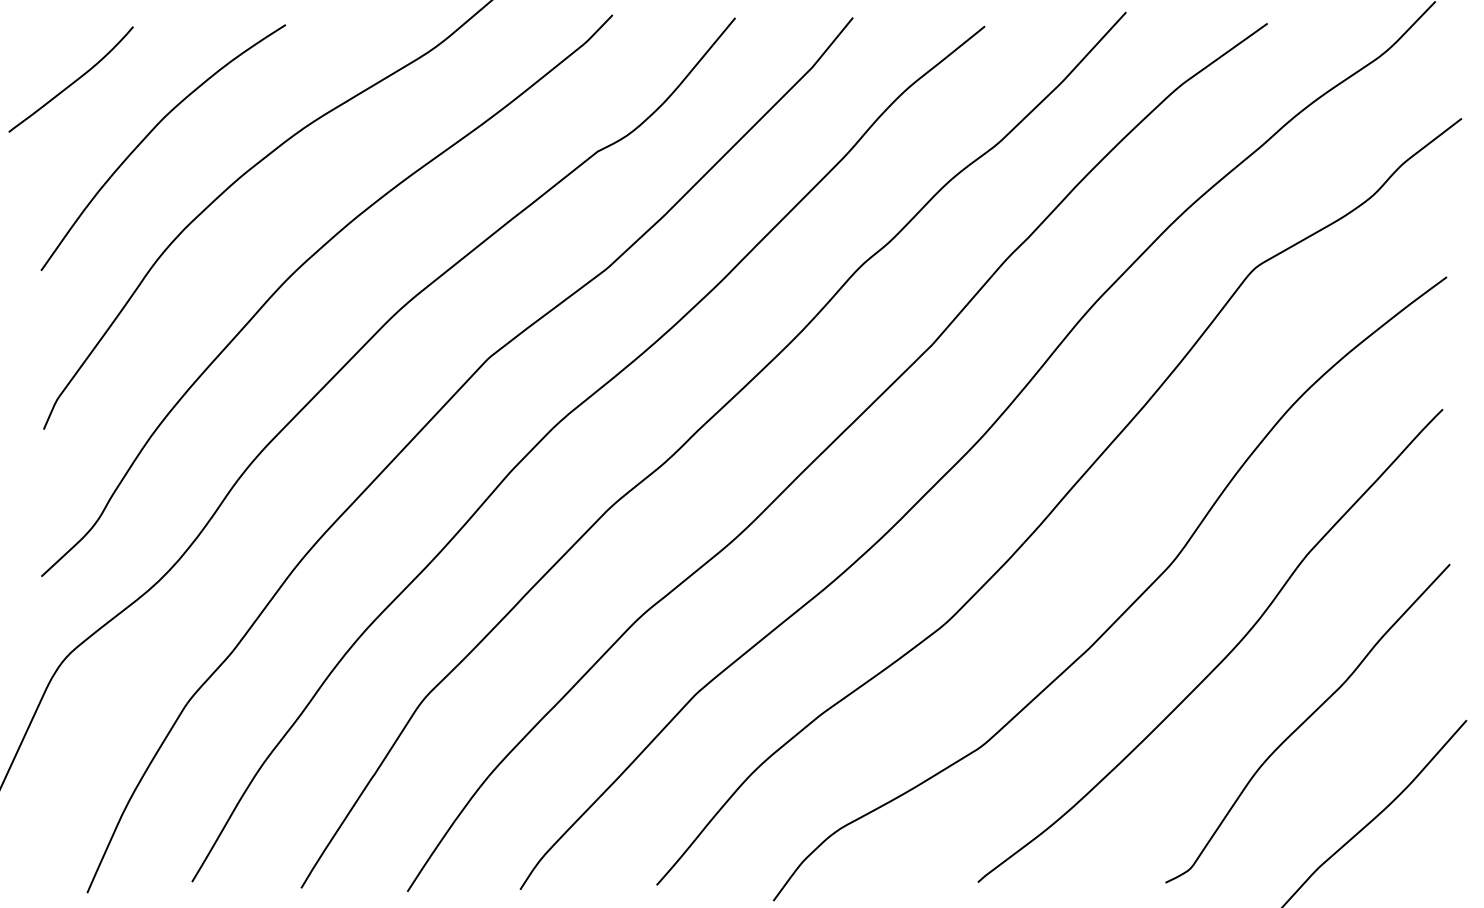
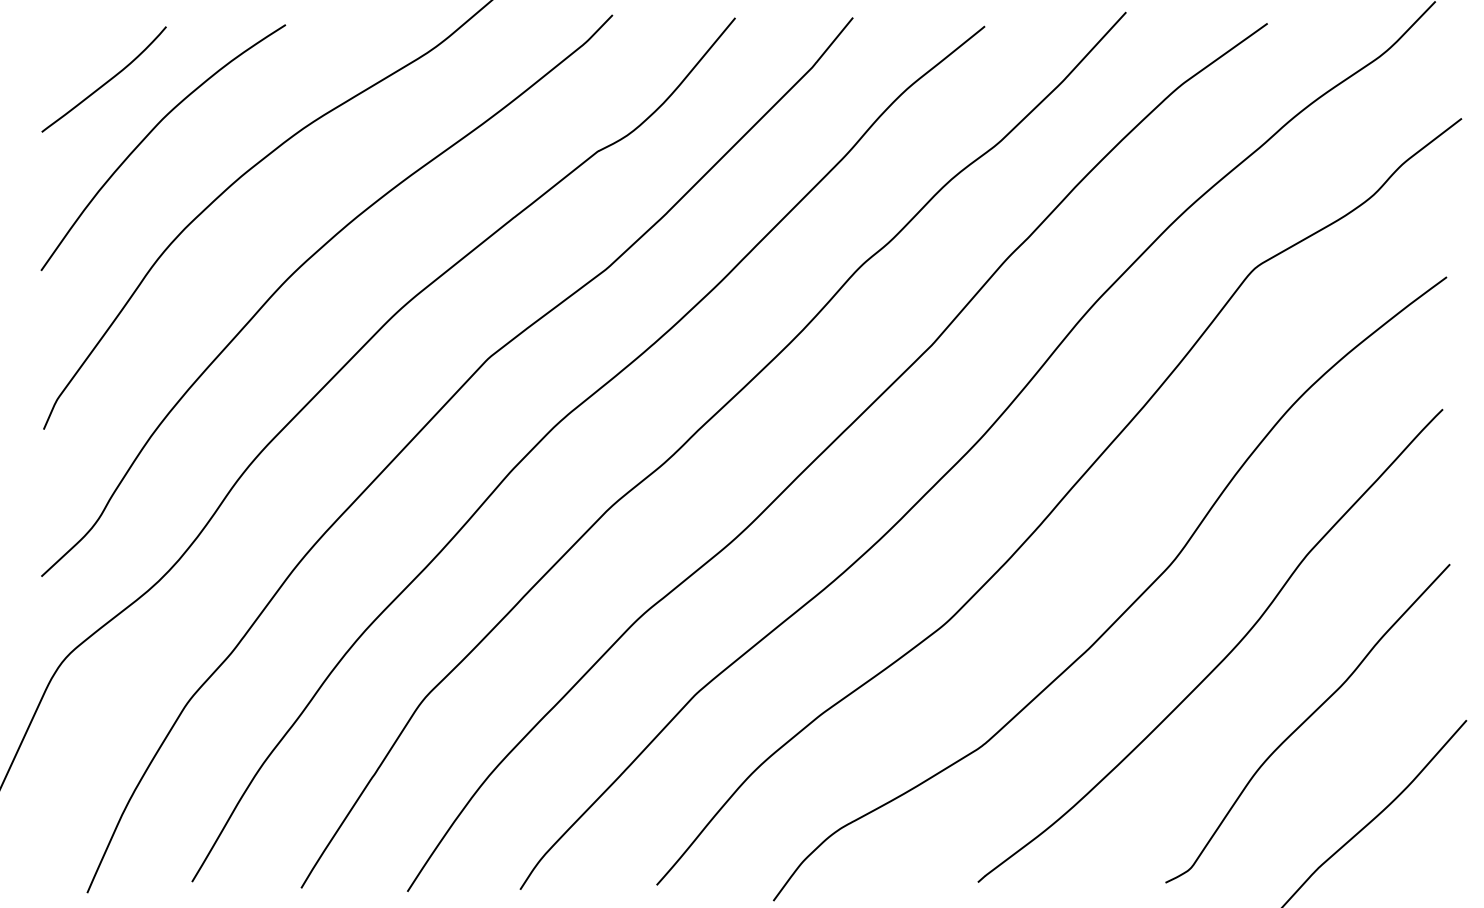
curve position: (73, 81) -> (106, 81) (106, 81)
